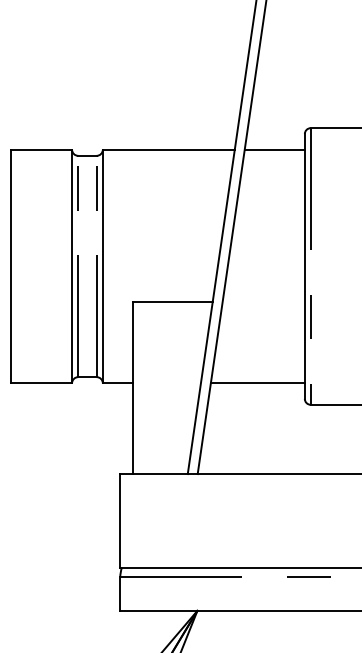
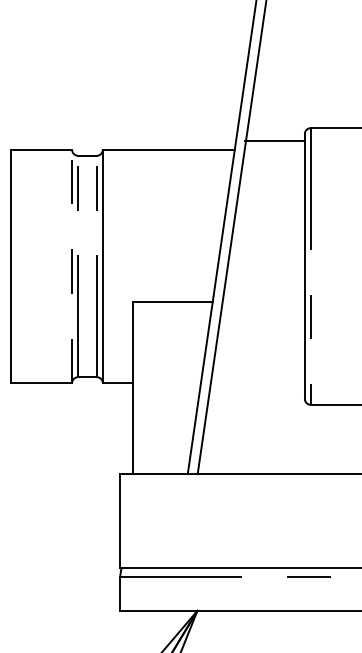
line position: (274, 149) -> (274, 140) (274, 140)
line: solid -> dashed (72, 266)
line: present -> none (257, 383)
